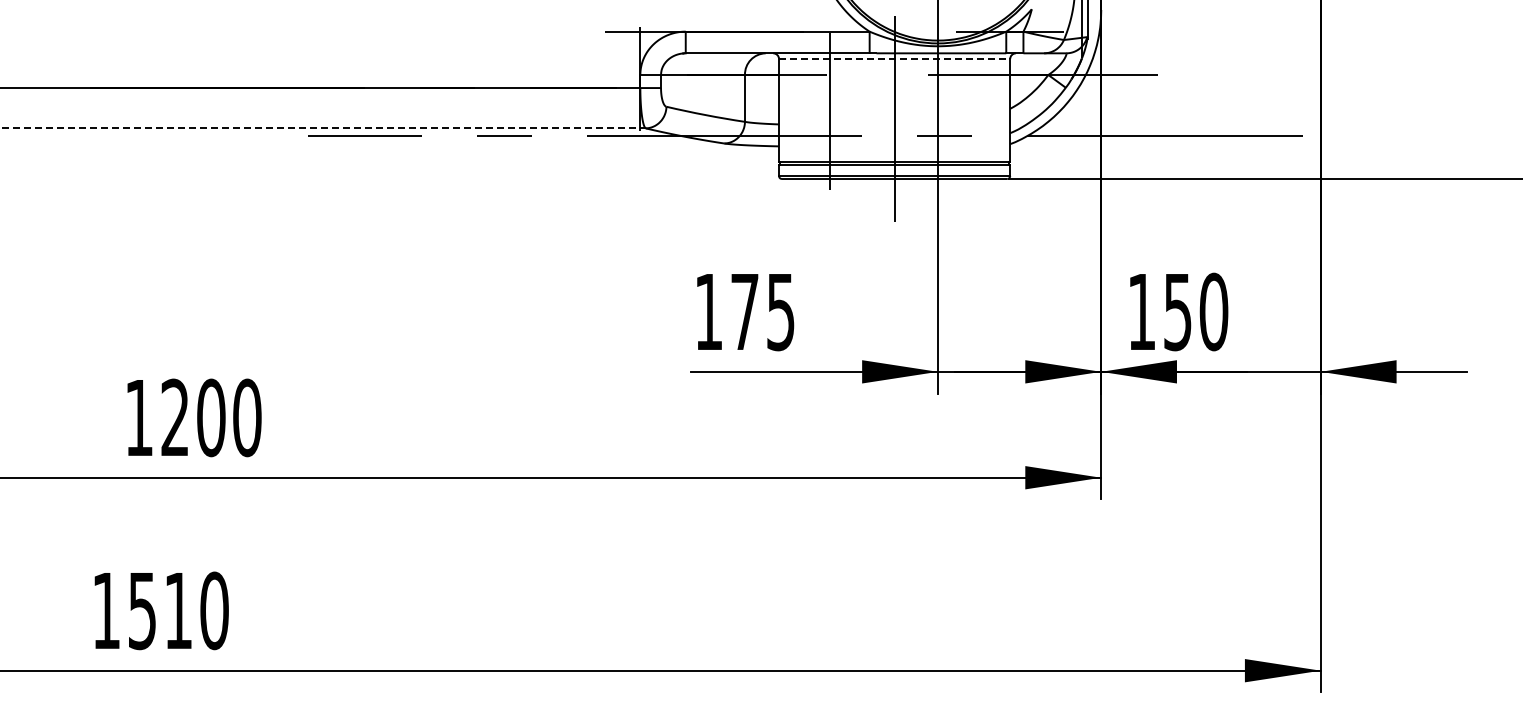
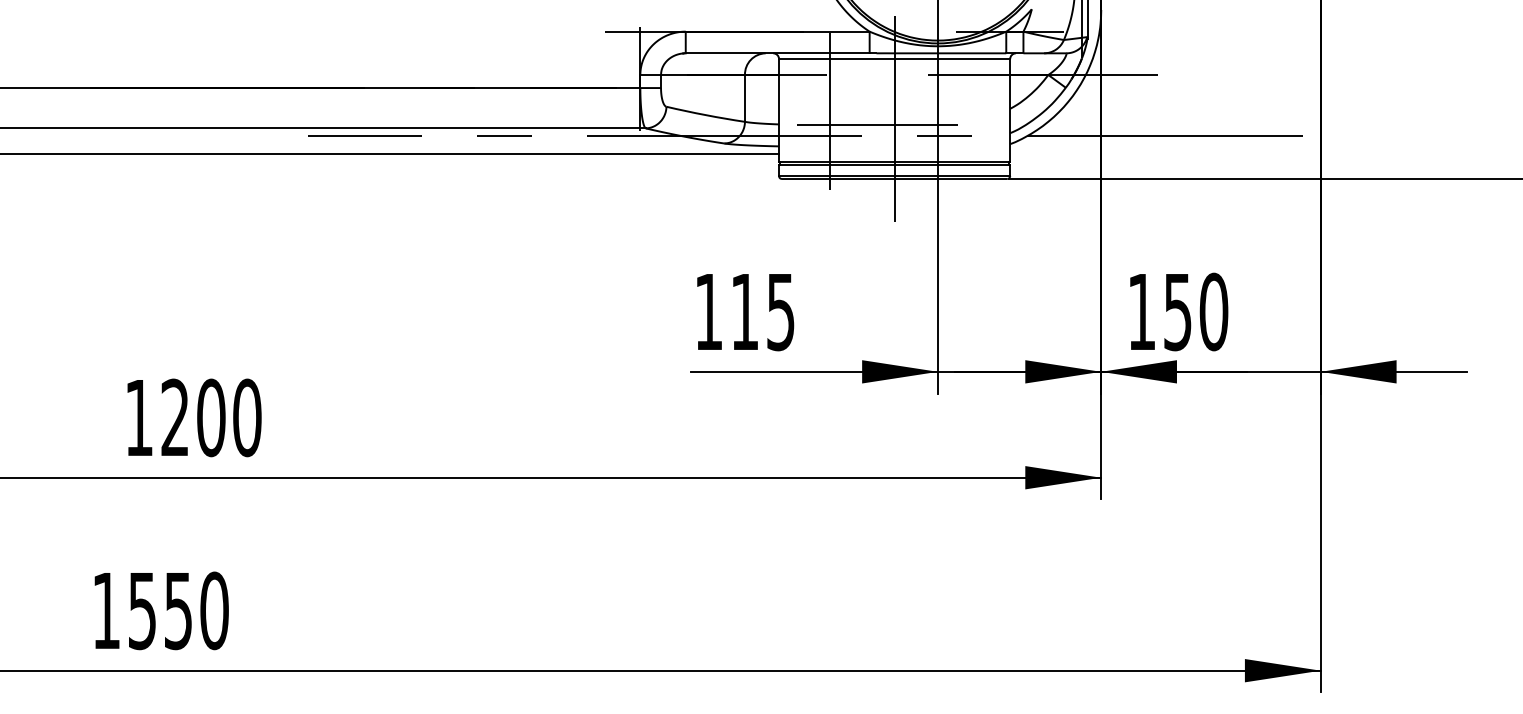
line: dashed -> solid (894, 59)
line: none -> present (877, 125)
line: dashed -> solid (323, 128)
line: none -> present (390, 154)
text: 175 -> 115 (744, 311)
text: 1510 -> 1550 (178, 611)
